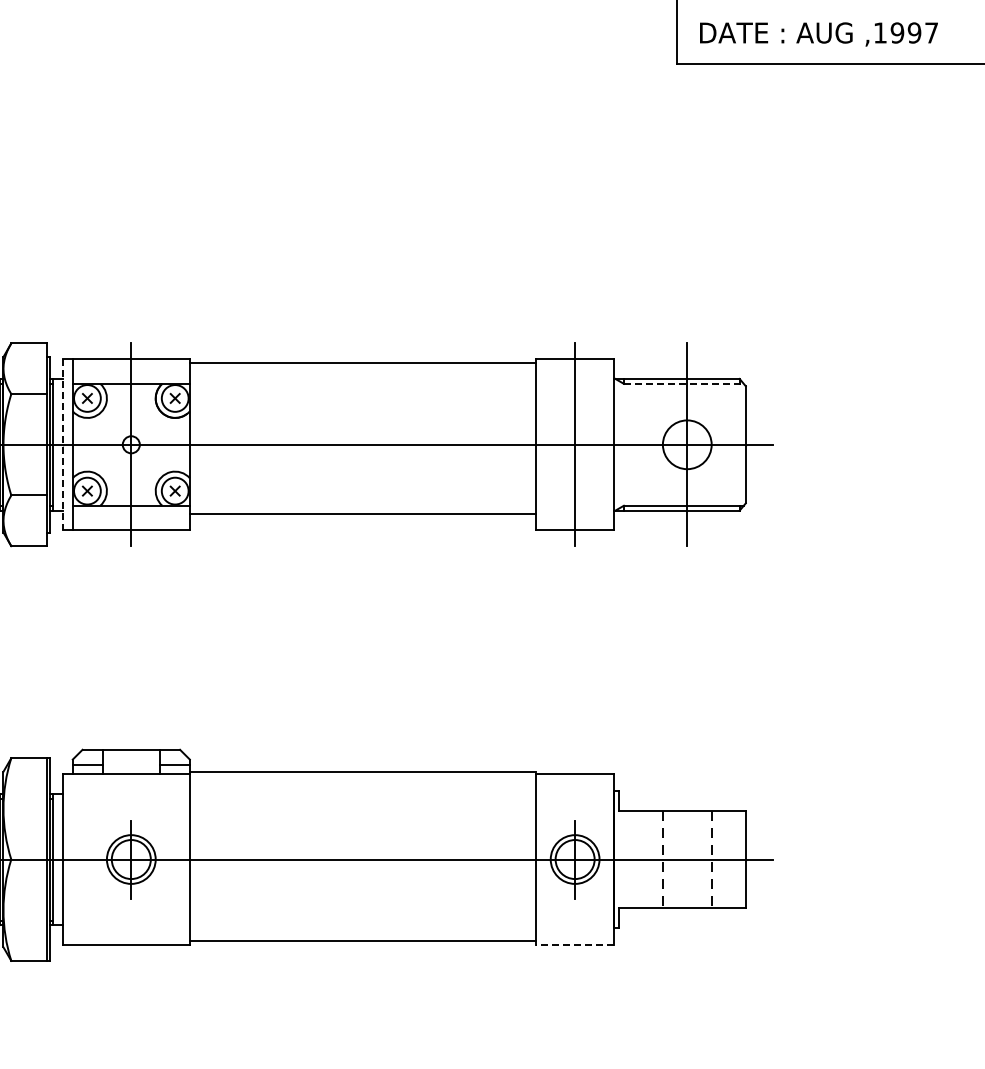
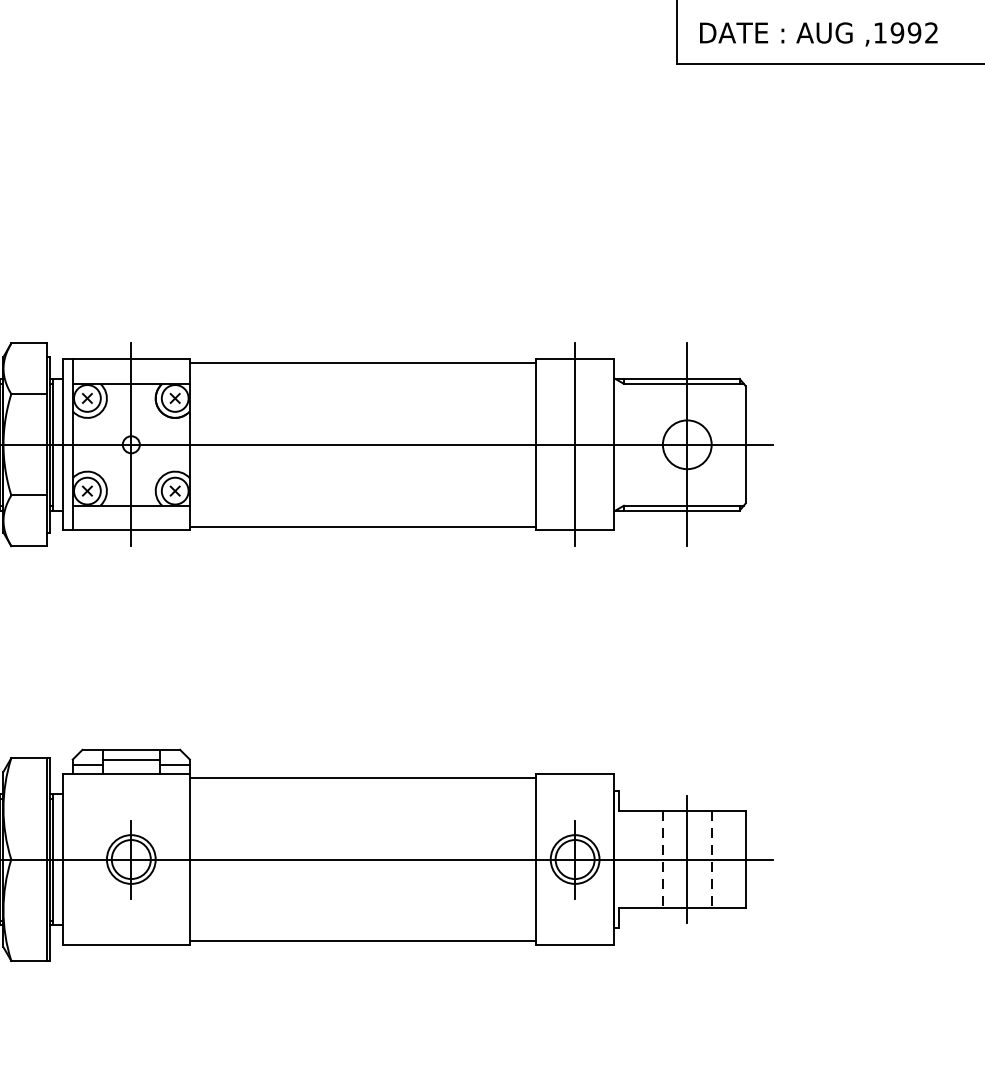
text: ,1997 -> ,1992 (931, 32)
line: dashed -> solid (683, 383)
line: dashed -> solid (63, 445)
line position: (362, 513) -> (362, 526) (362, 526)
line: none -> present (130, 759)
line position: (362, 771) -> (362, 777) (362, 777)
line: none -> present (687, 859)
line: dashed -> solid (574, 944)
